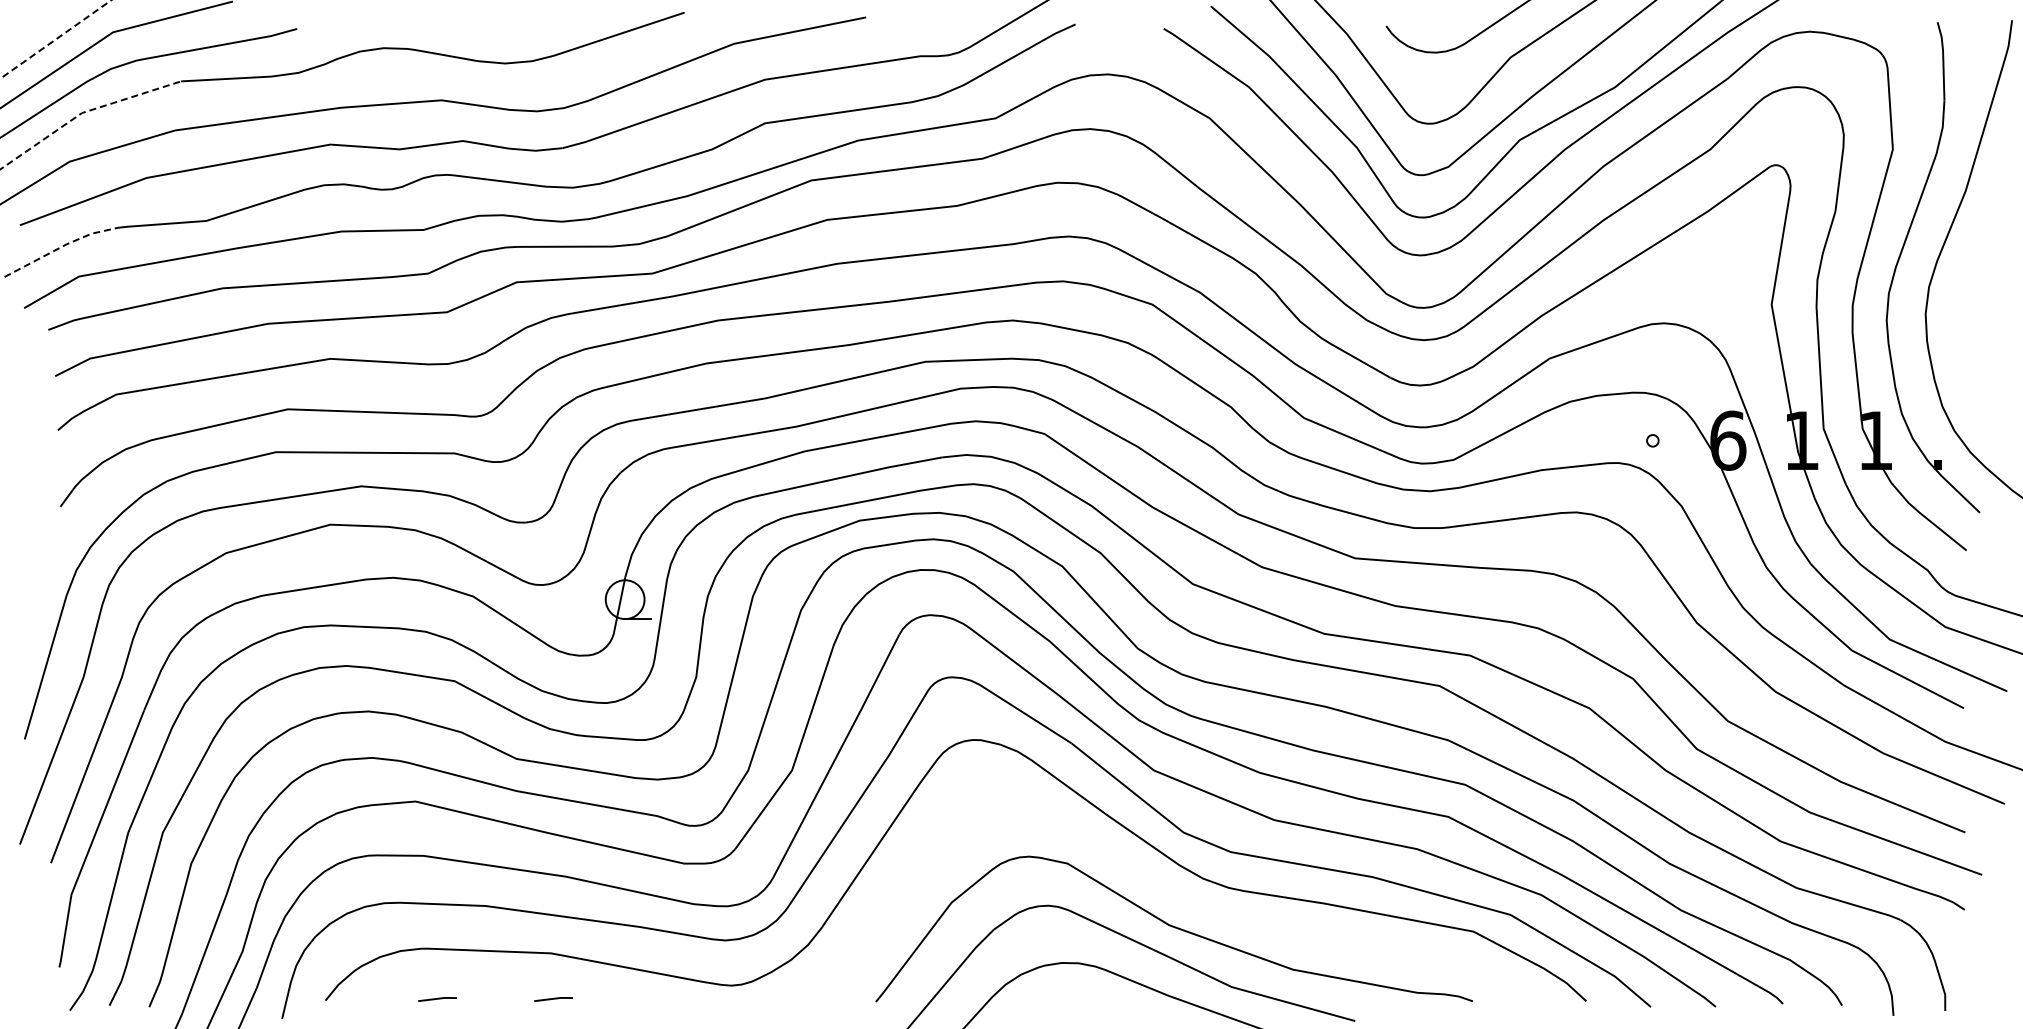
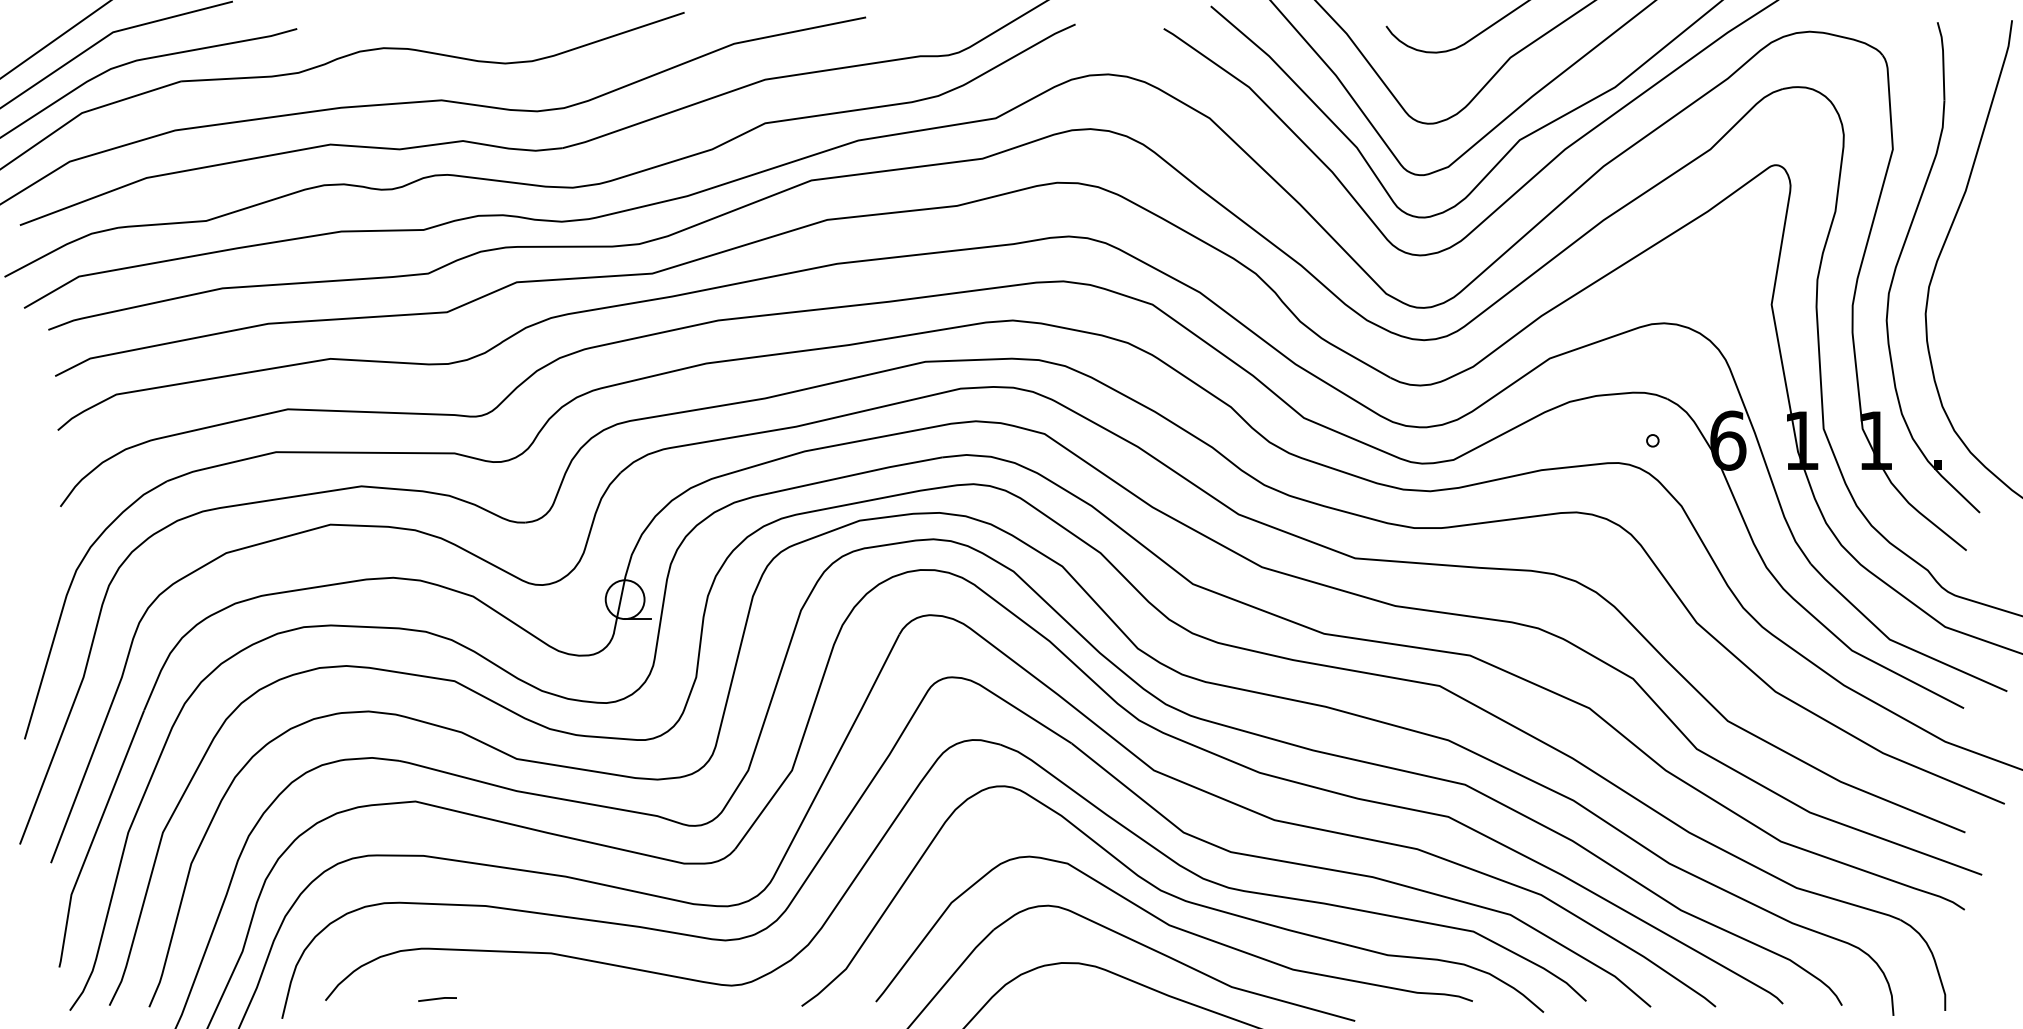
line: dashed -> solid (55, 39)
line: dashed -> solid (83, 112)
line: dashed -> solid (60, 247)
curve: none -> present (1172, 896)
line: present -> none (553, 999)
